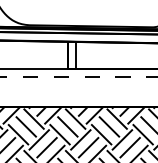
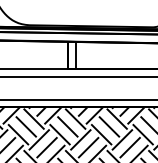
line: dashed -> solid (79, 76)
line: none -> present (78, 99)
